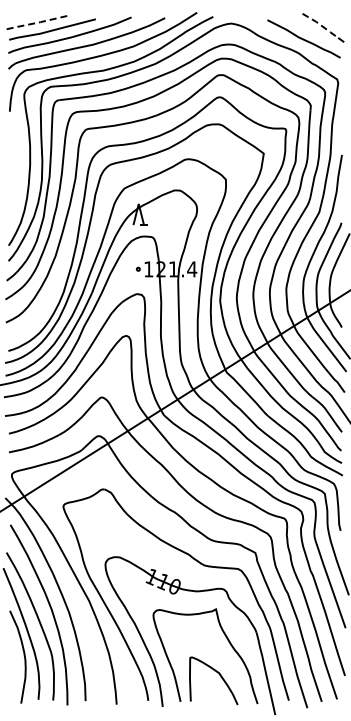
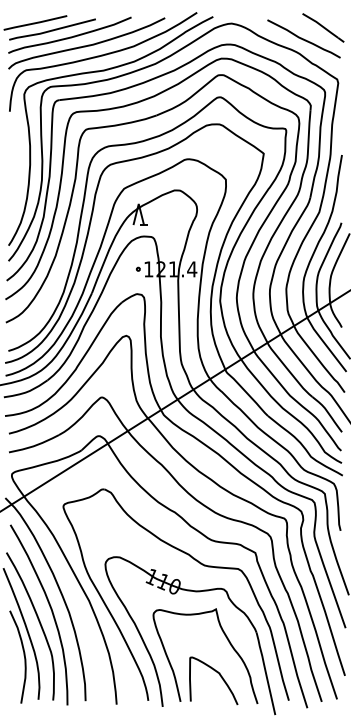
line: dashed -> solid (34, 23)
line: dashed -> solid (321, 25)
